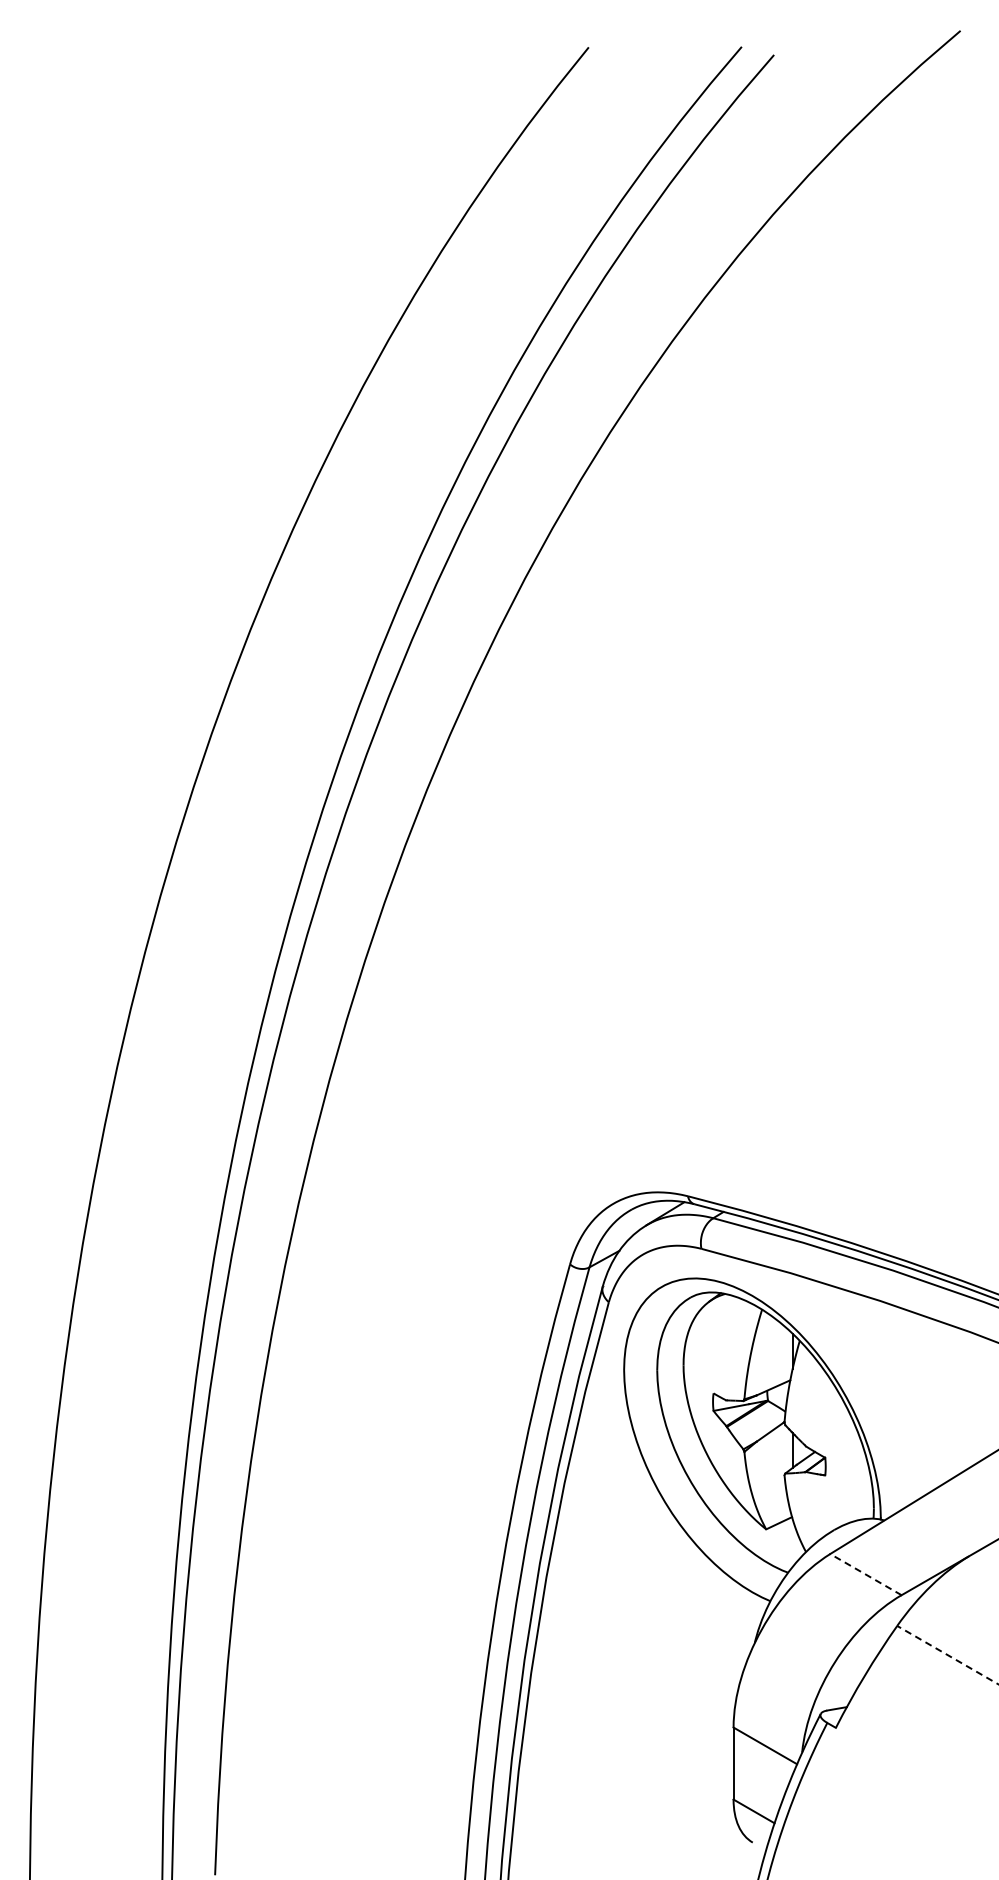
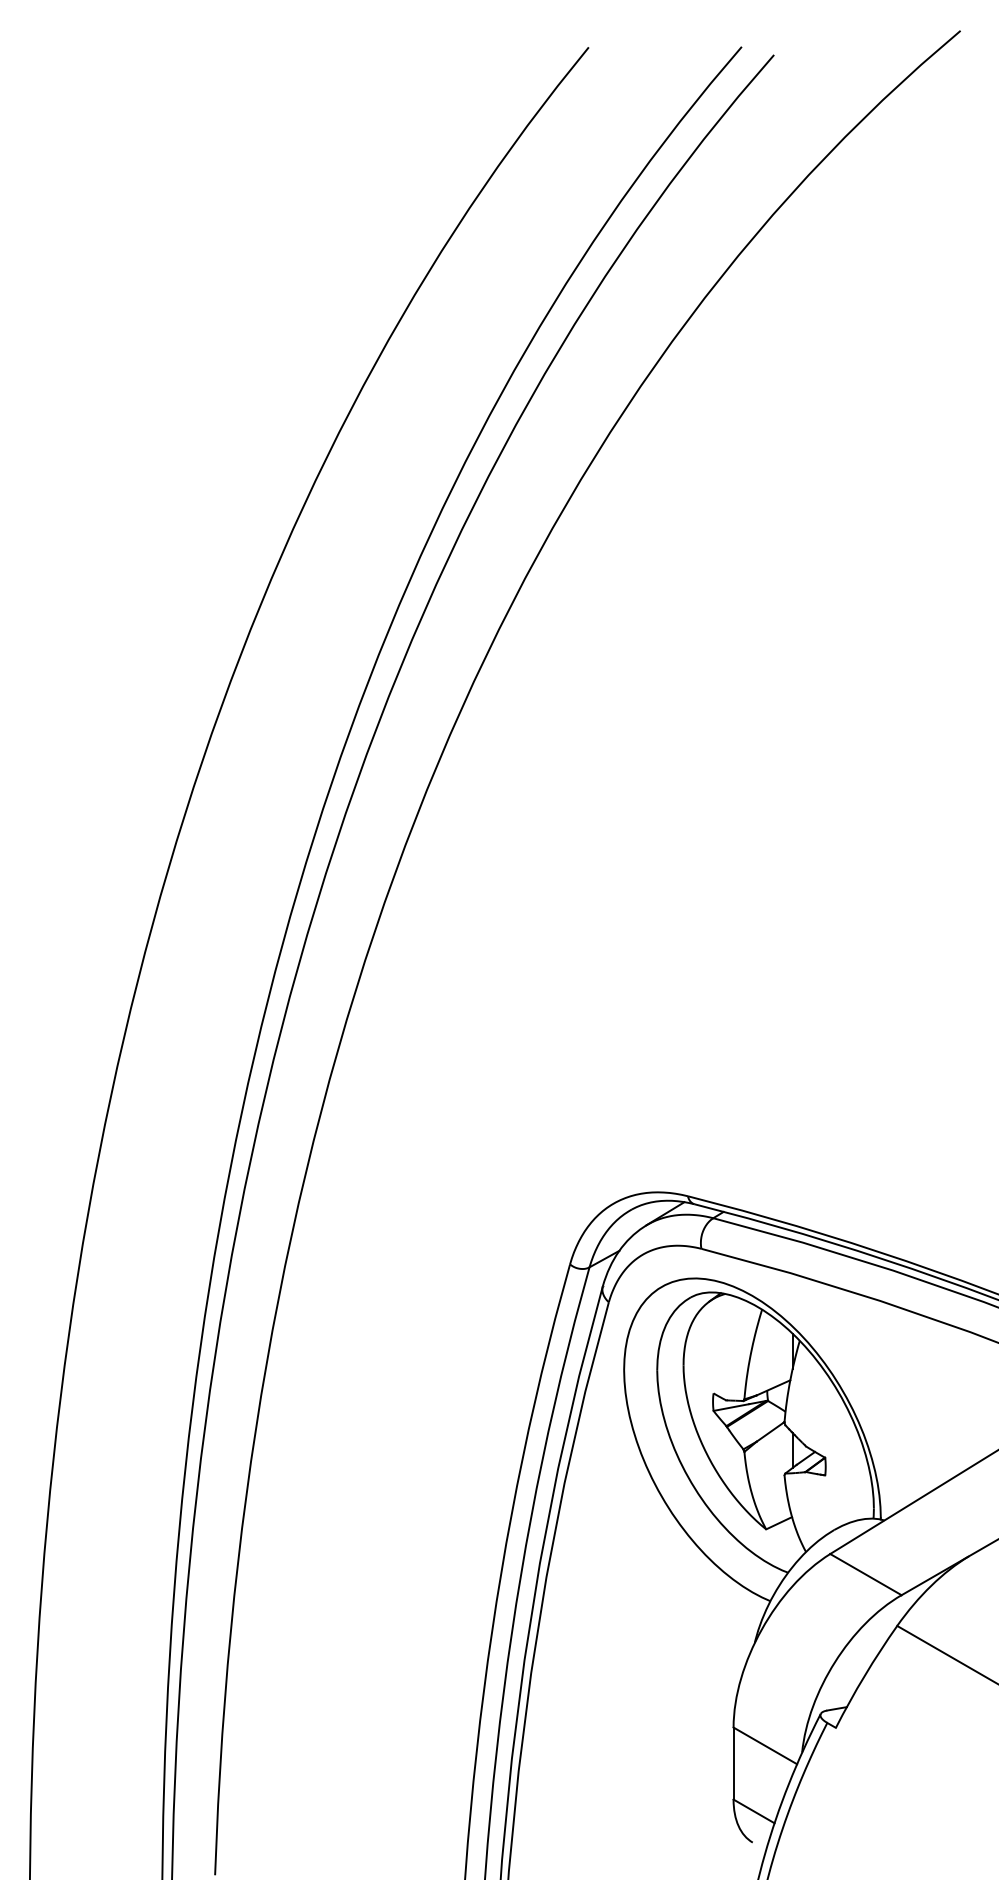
line: dashed -> solid (865, 1574)
line: dashed -> solid (947, 1654)
